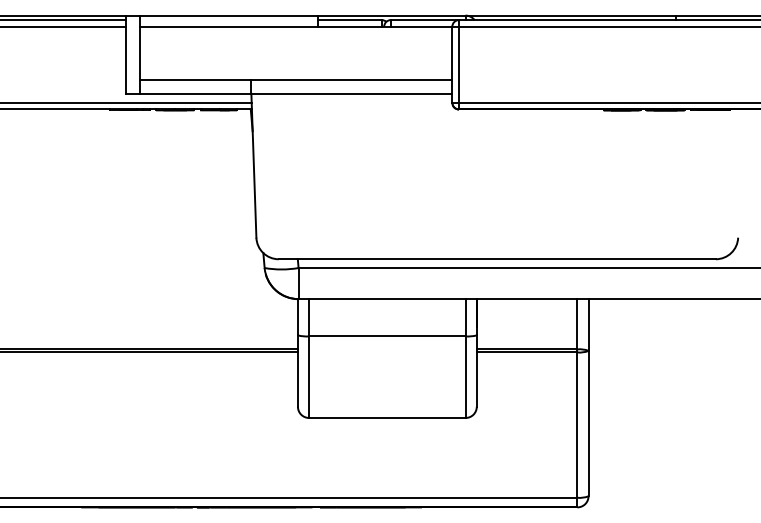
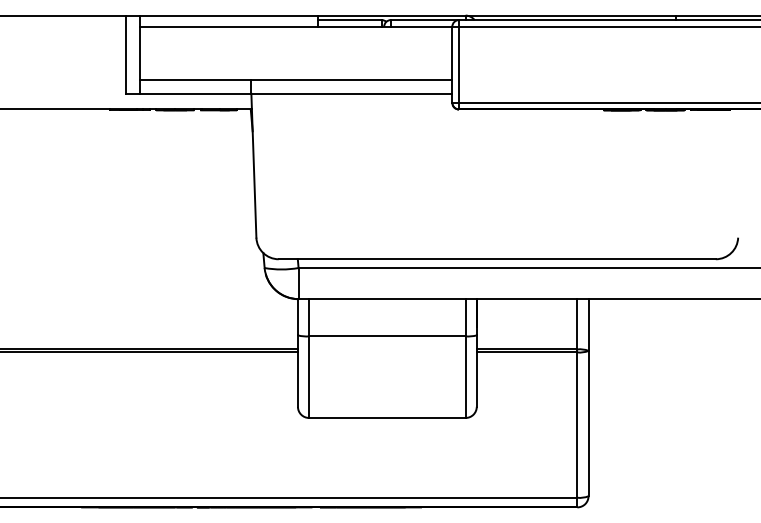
line: present -> none (64, 20)
line: present -> none (64, 26)
line: present -> none (126, 102)
